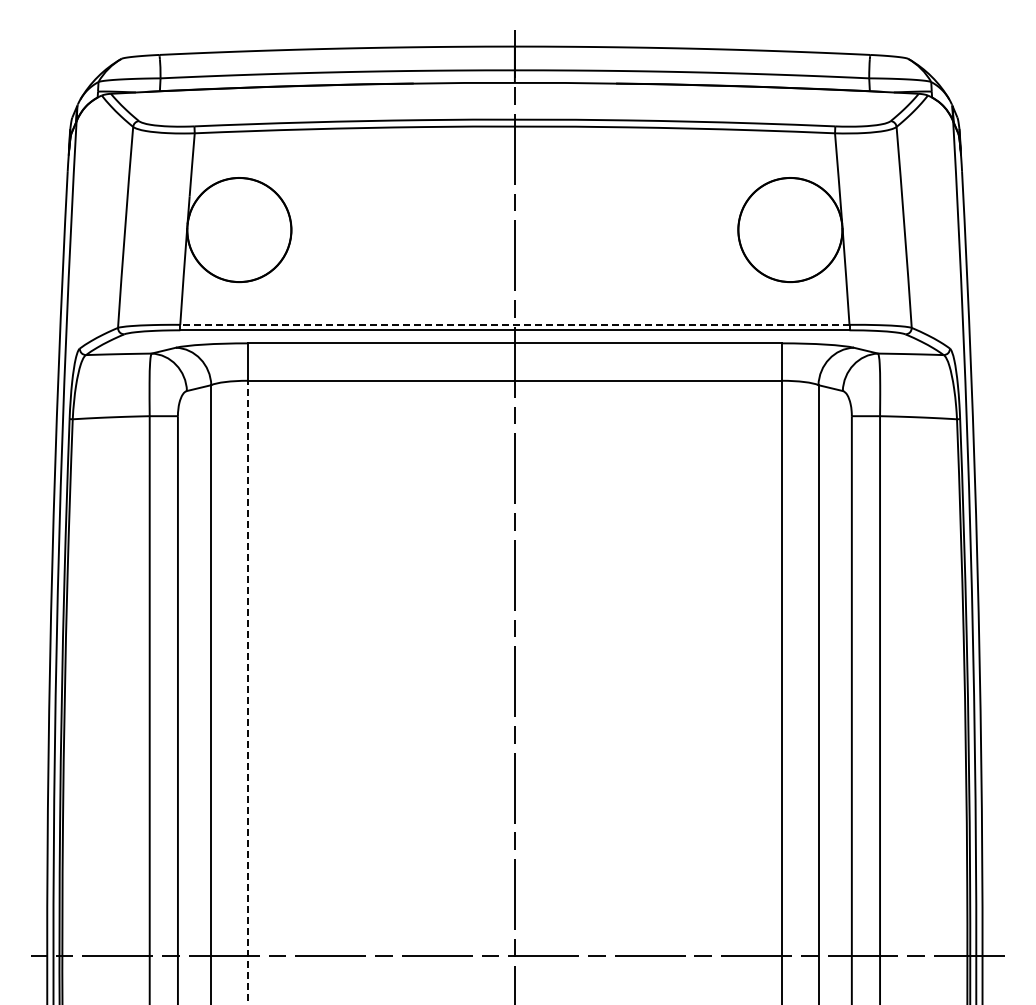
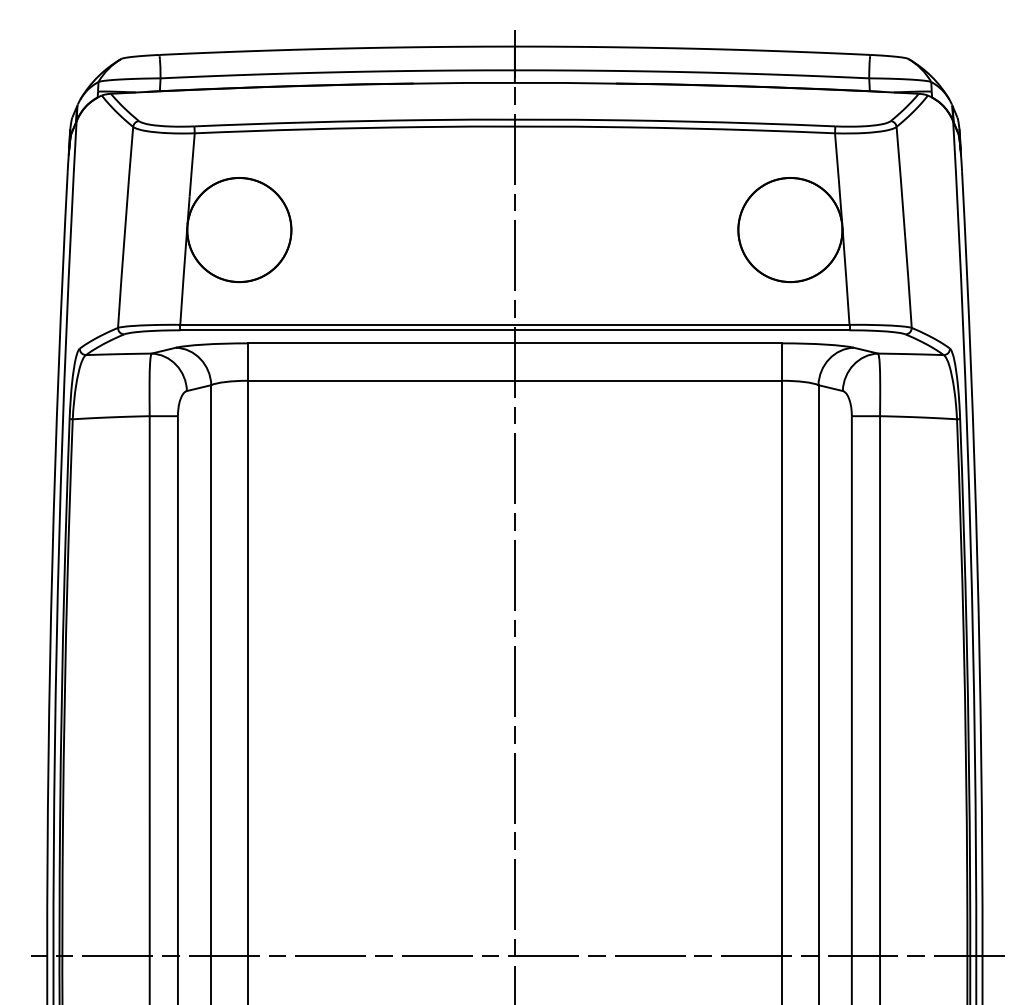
line: dashed -> solid (514, 324)
line: dashed -> solid (247, 692)
